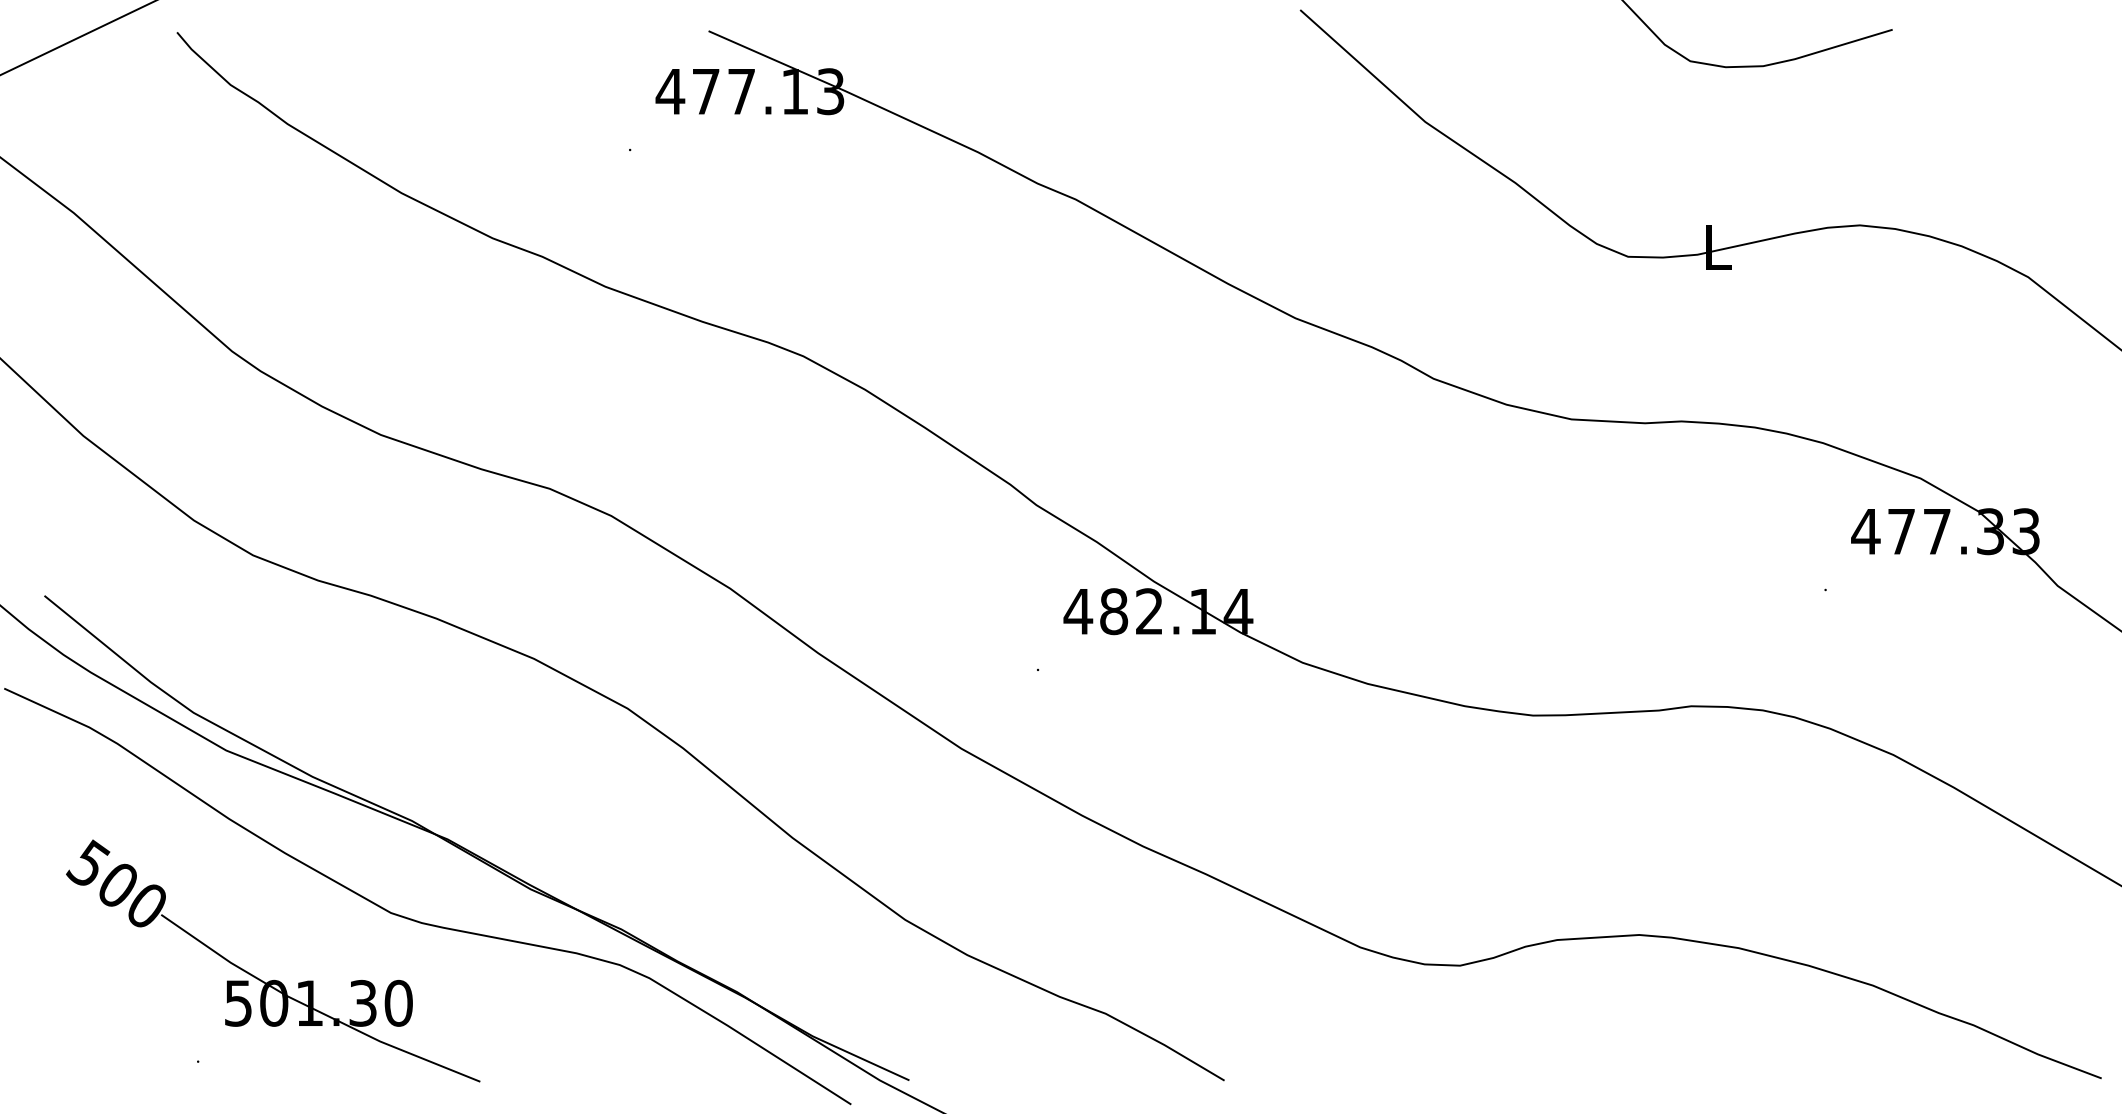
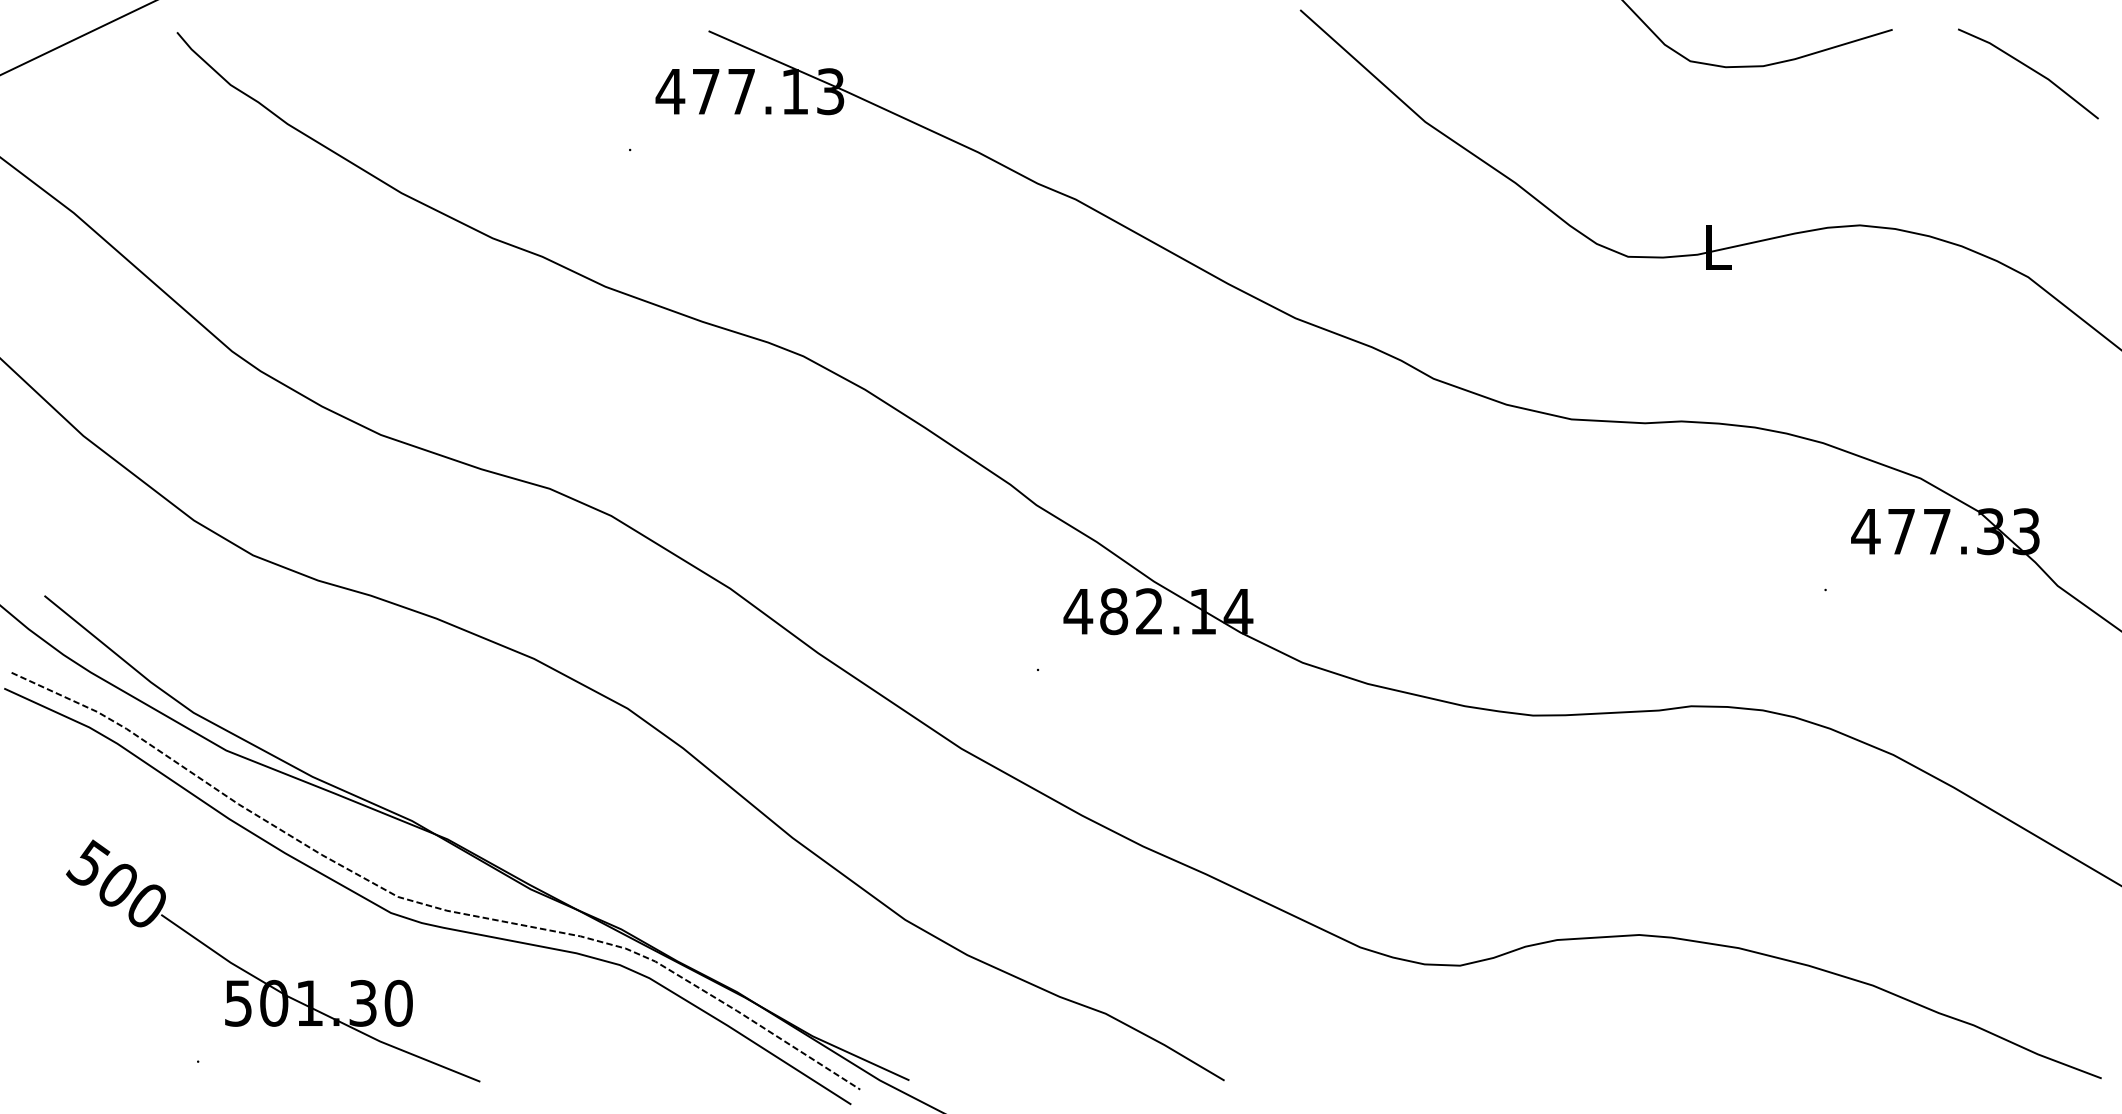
line: none -> present (2031, 70)
curve: none -> present (429, 904)
